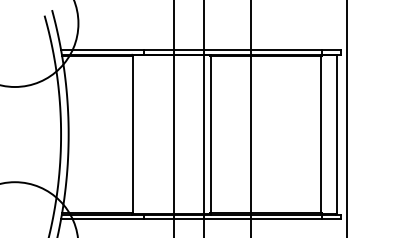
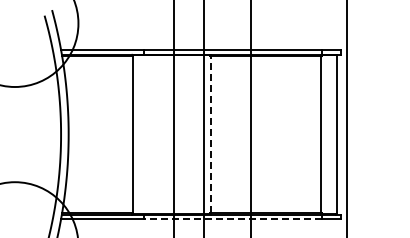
line: solid -> dashed (211, 134)
line: solid -> dashed (232, 219)
